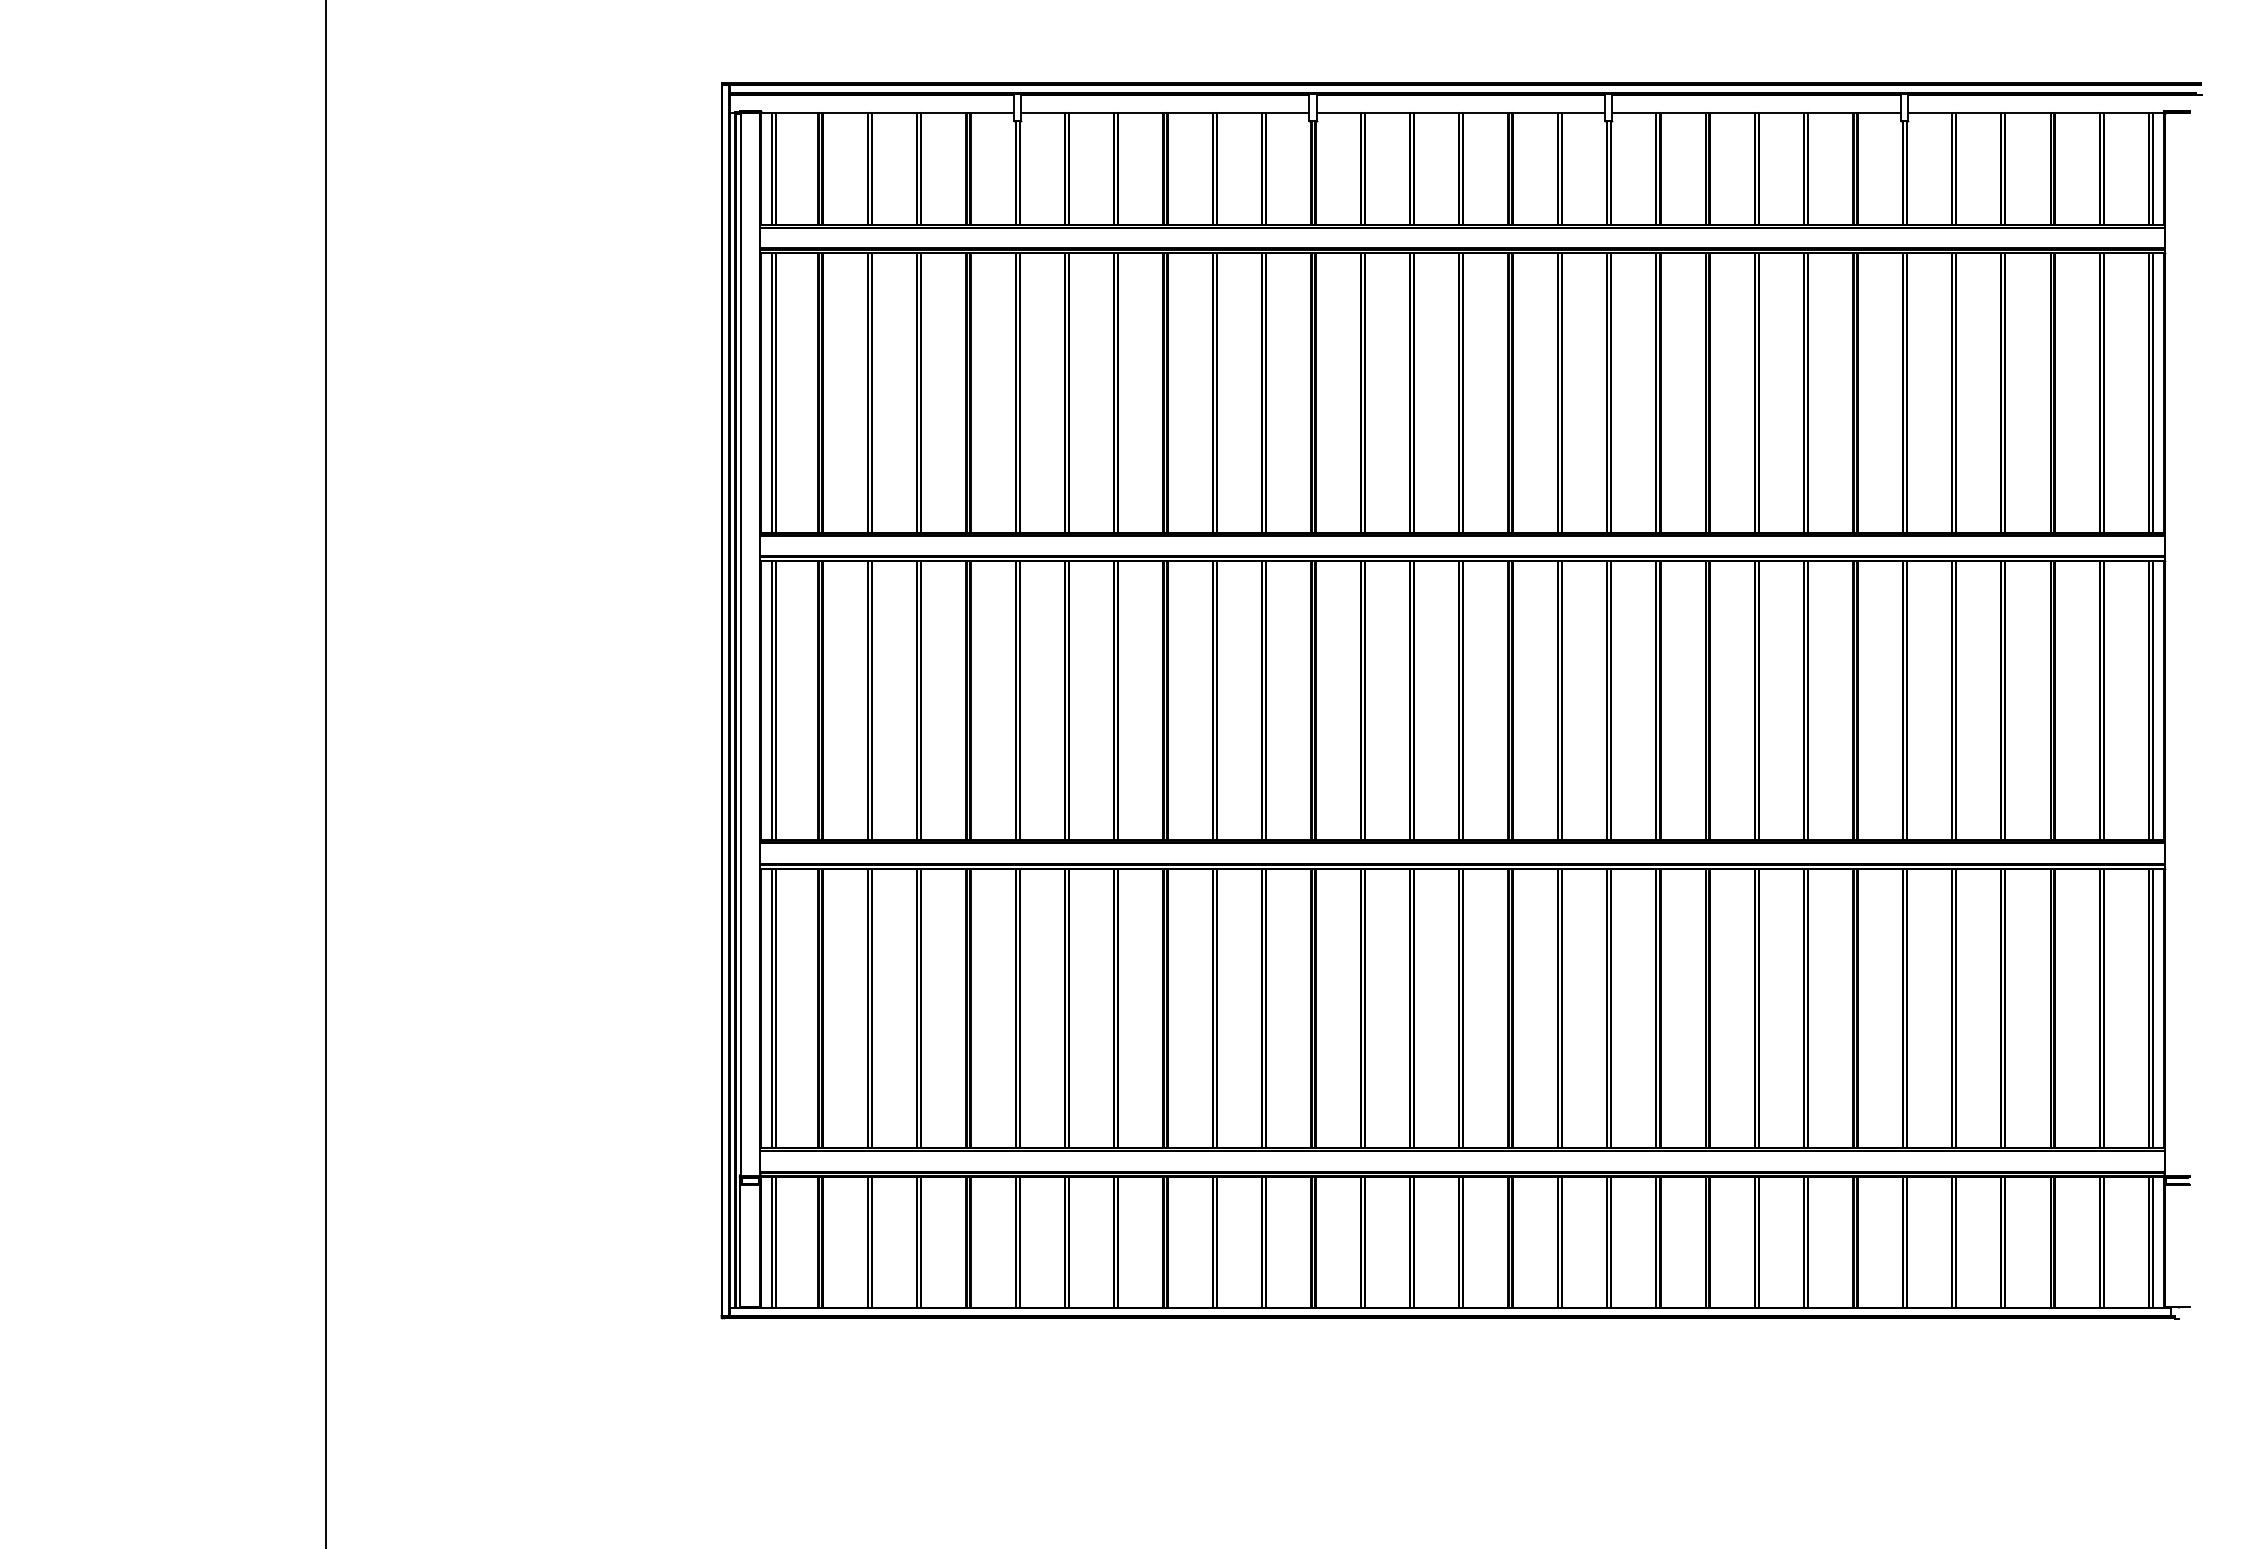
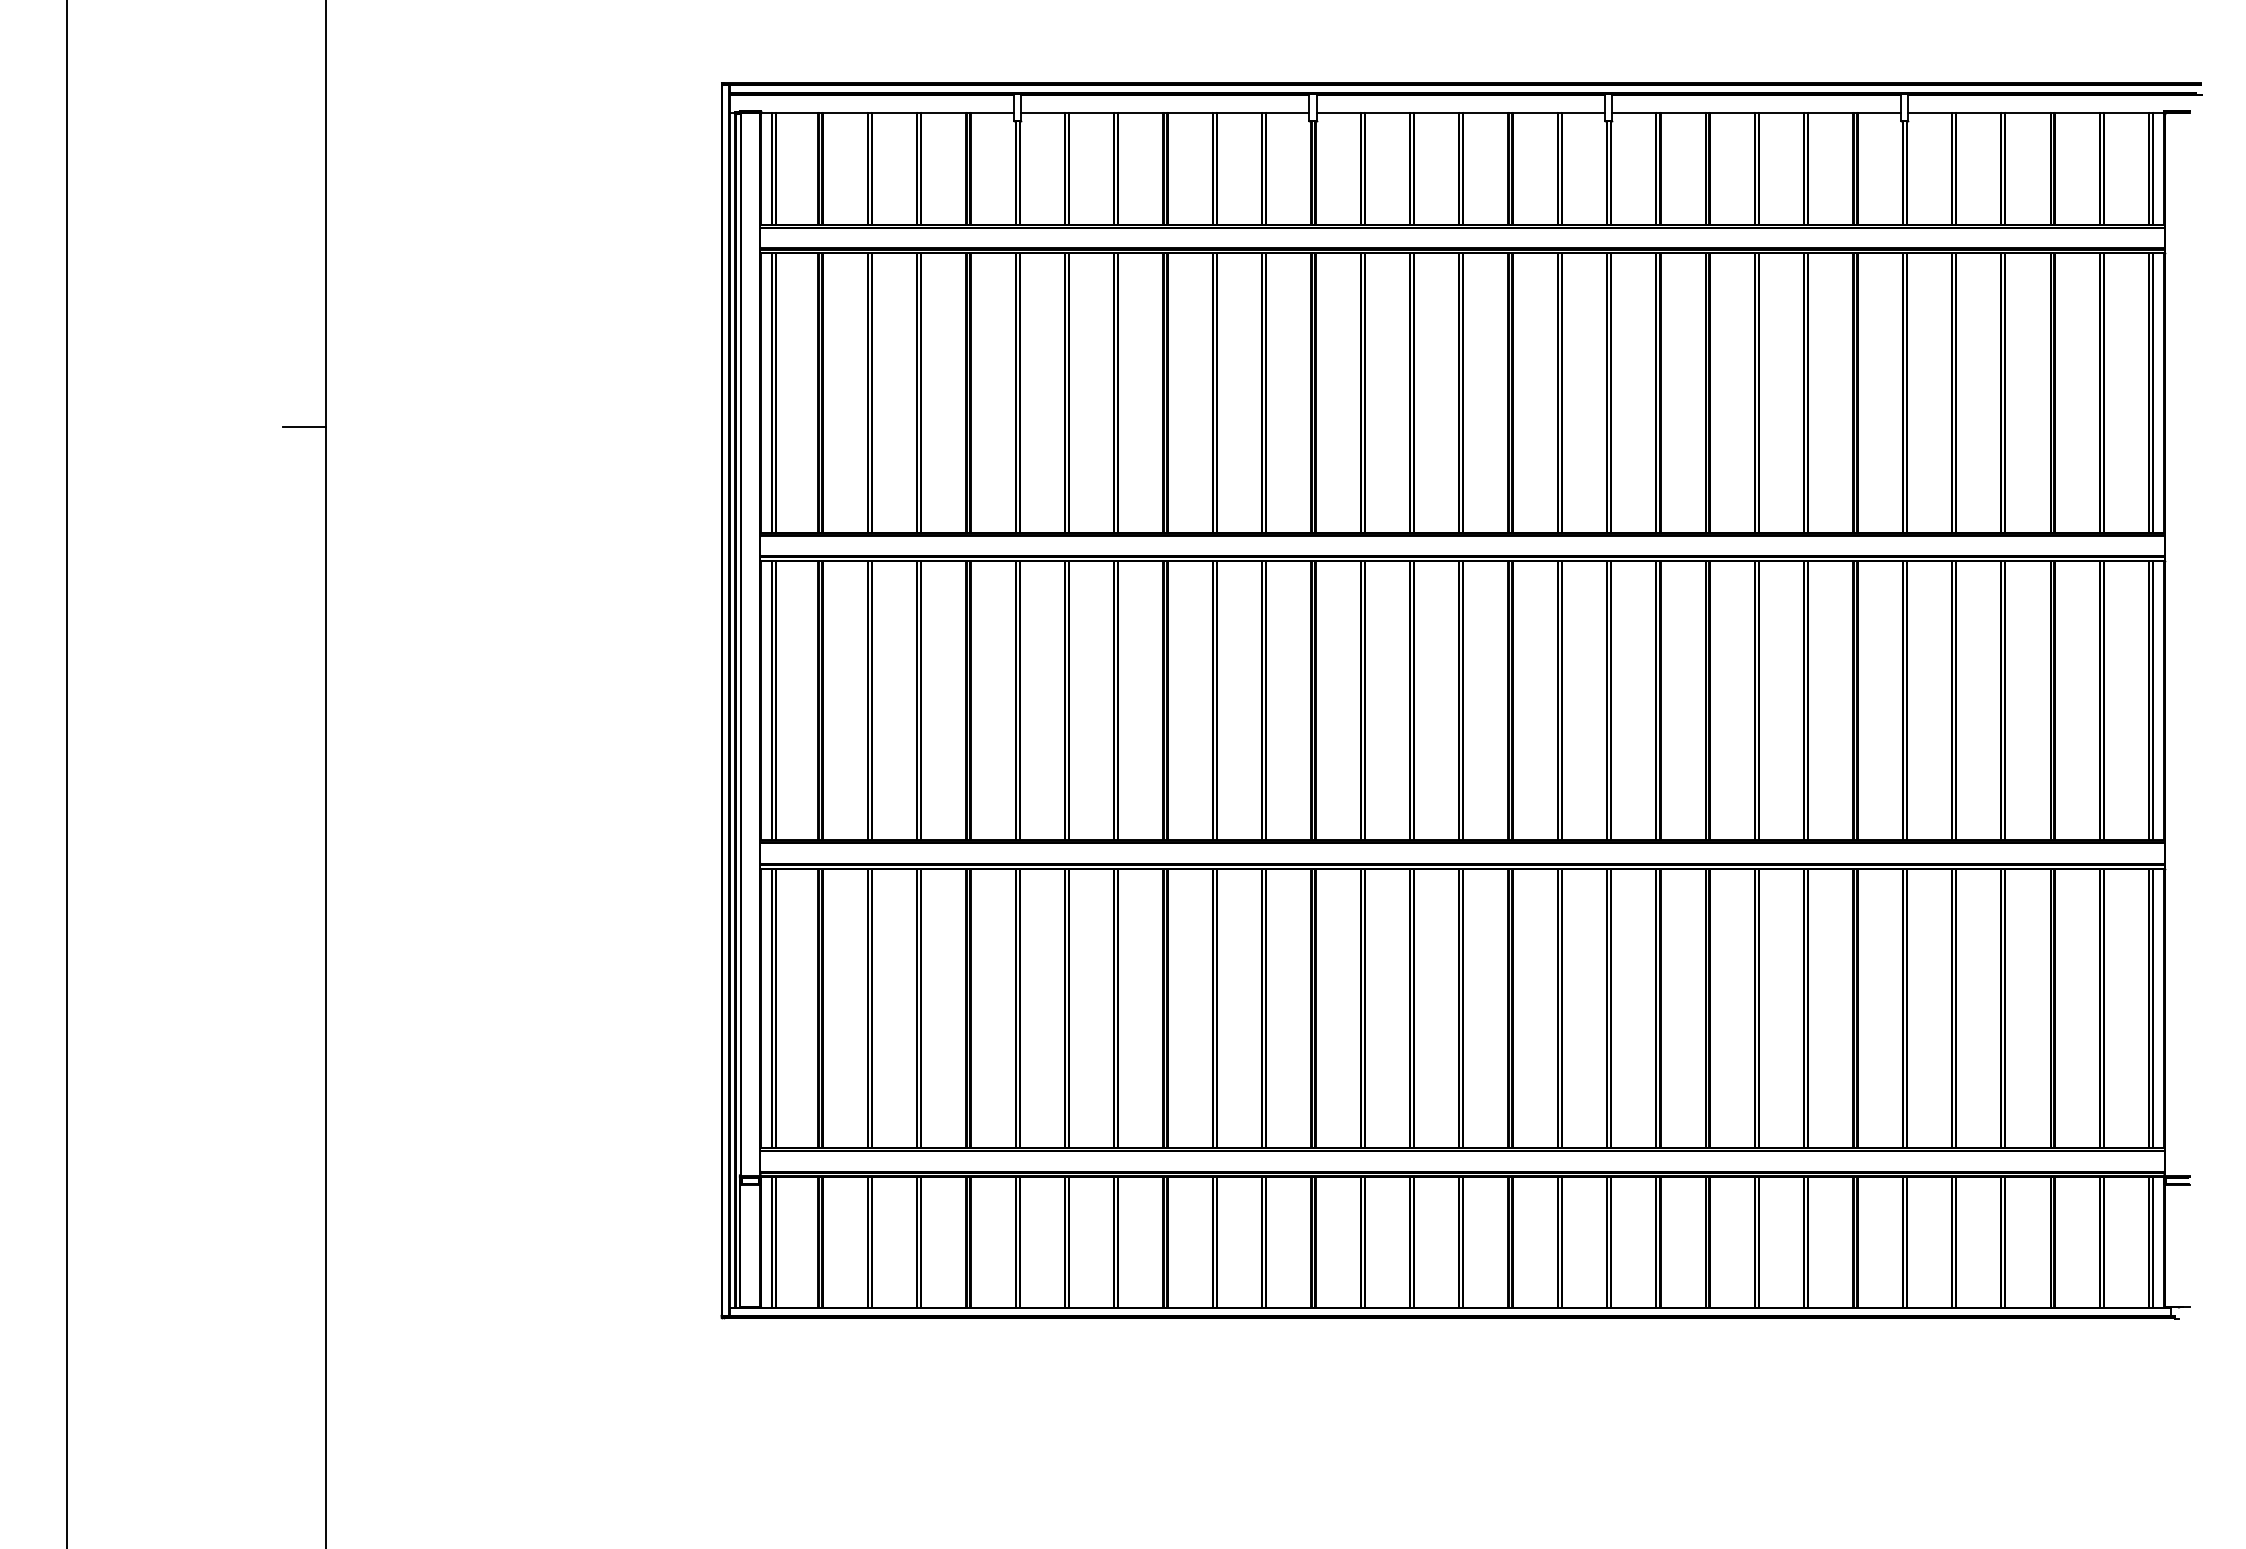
line: none -> present (304, 426)
line: none -> present (67, 773)
